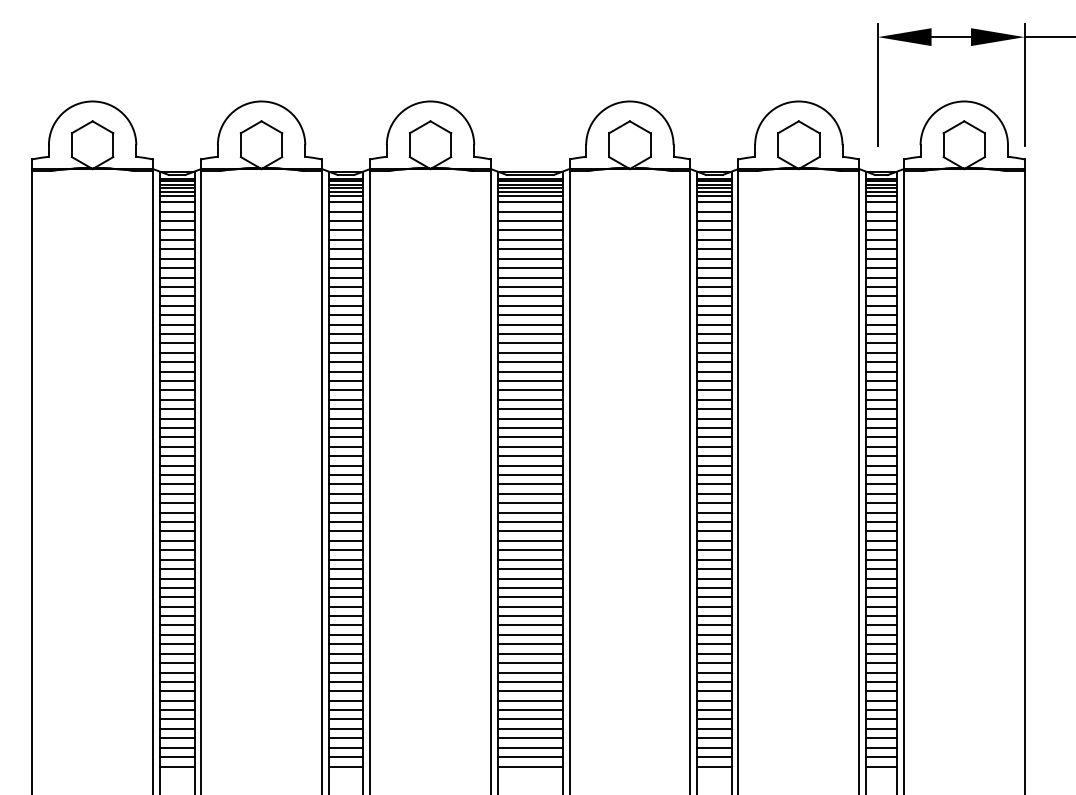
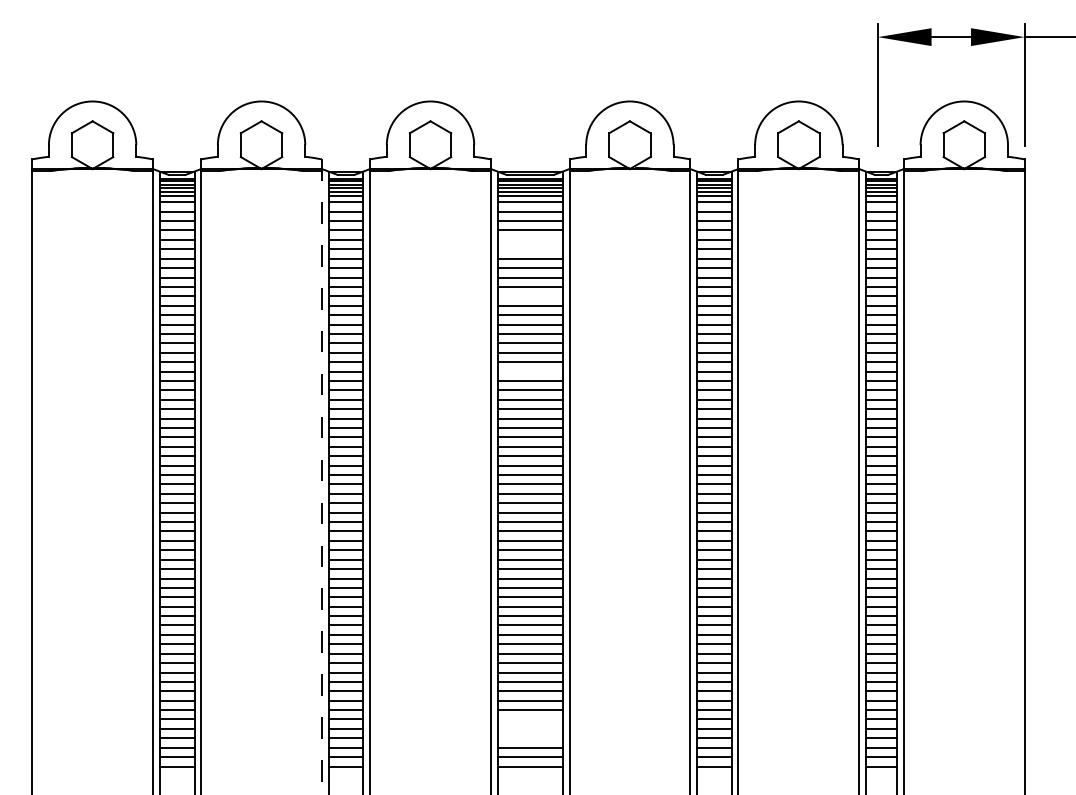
line: present -> none (529, 239)
line: present -> none (529, 249)
line: present -> none (529, 296)
line: present -> none (529, 371)
line: solid -> dashed (321, 477)
line: present -> none (529, 719)
line: present -> none (529, 729)
line: present -> none (529, 738)
